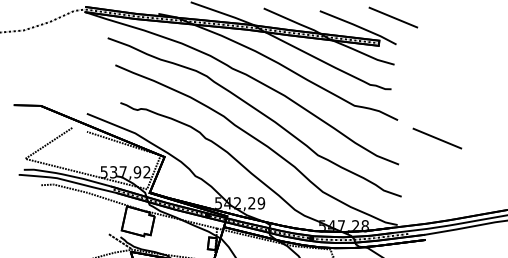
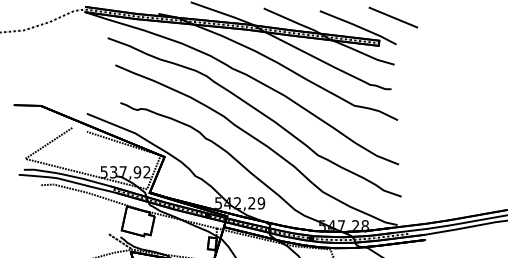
line: present -> none (437, 138)
